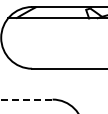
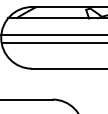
line: none -> present (53, 34)
line: none -> present (53, 43)
line: dashed -> solid (26, 99)
